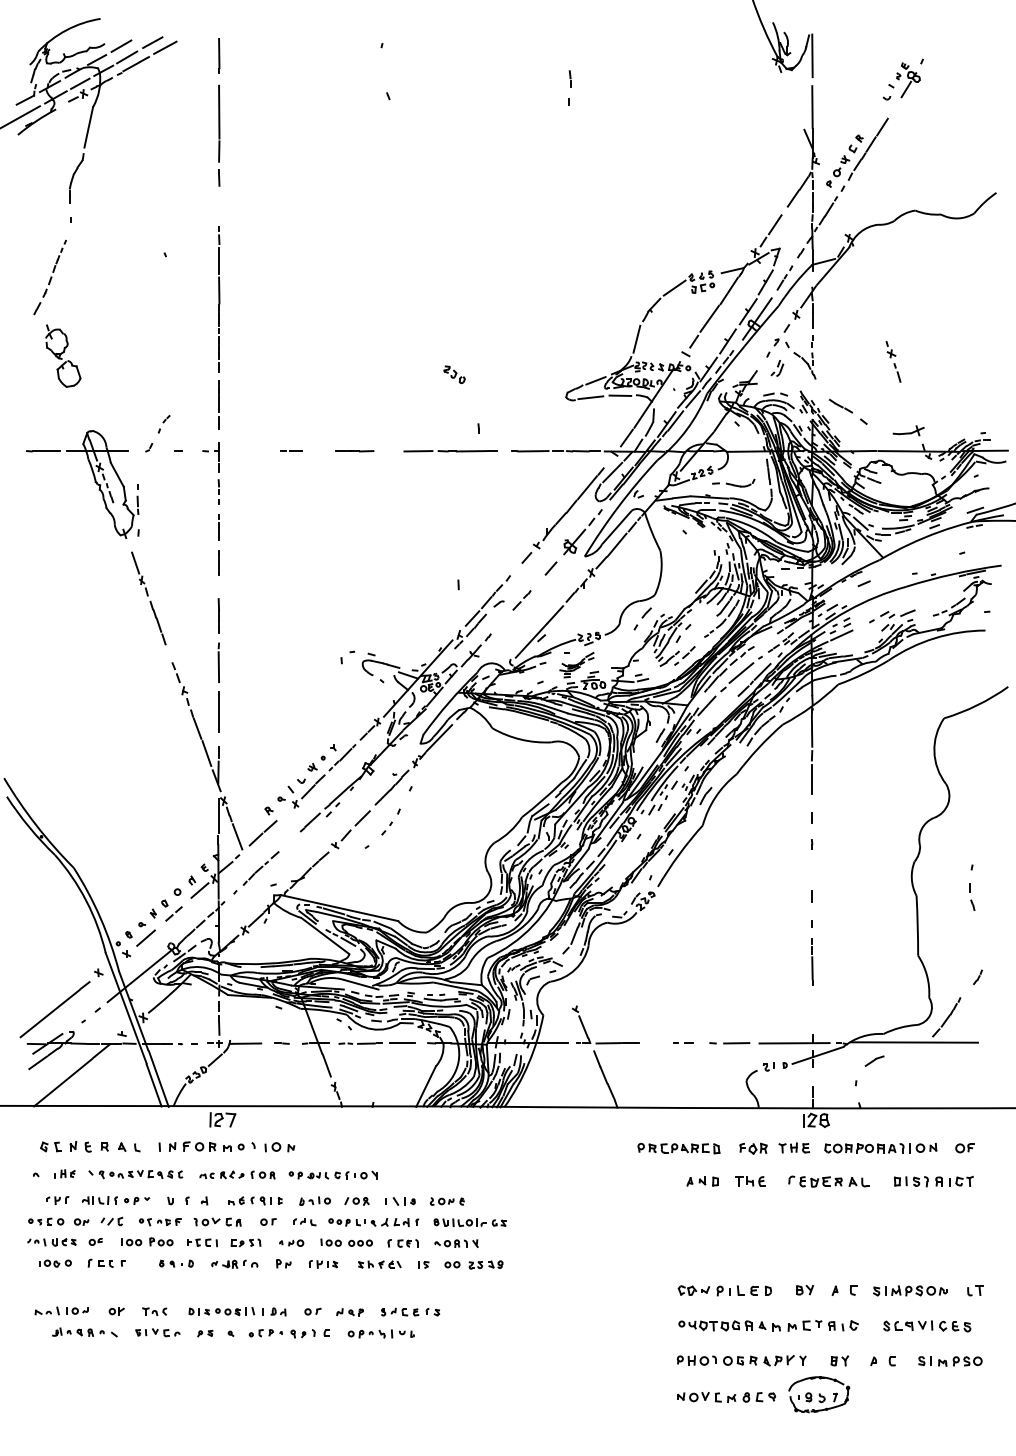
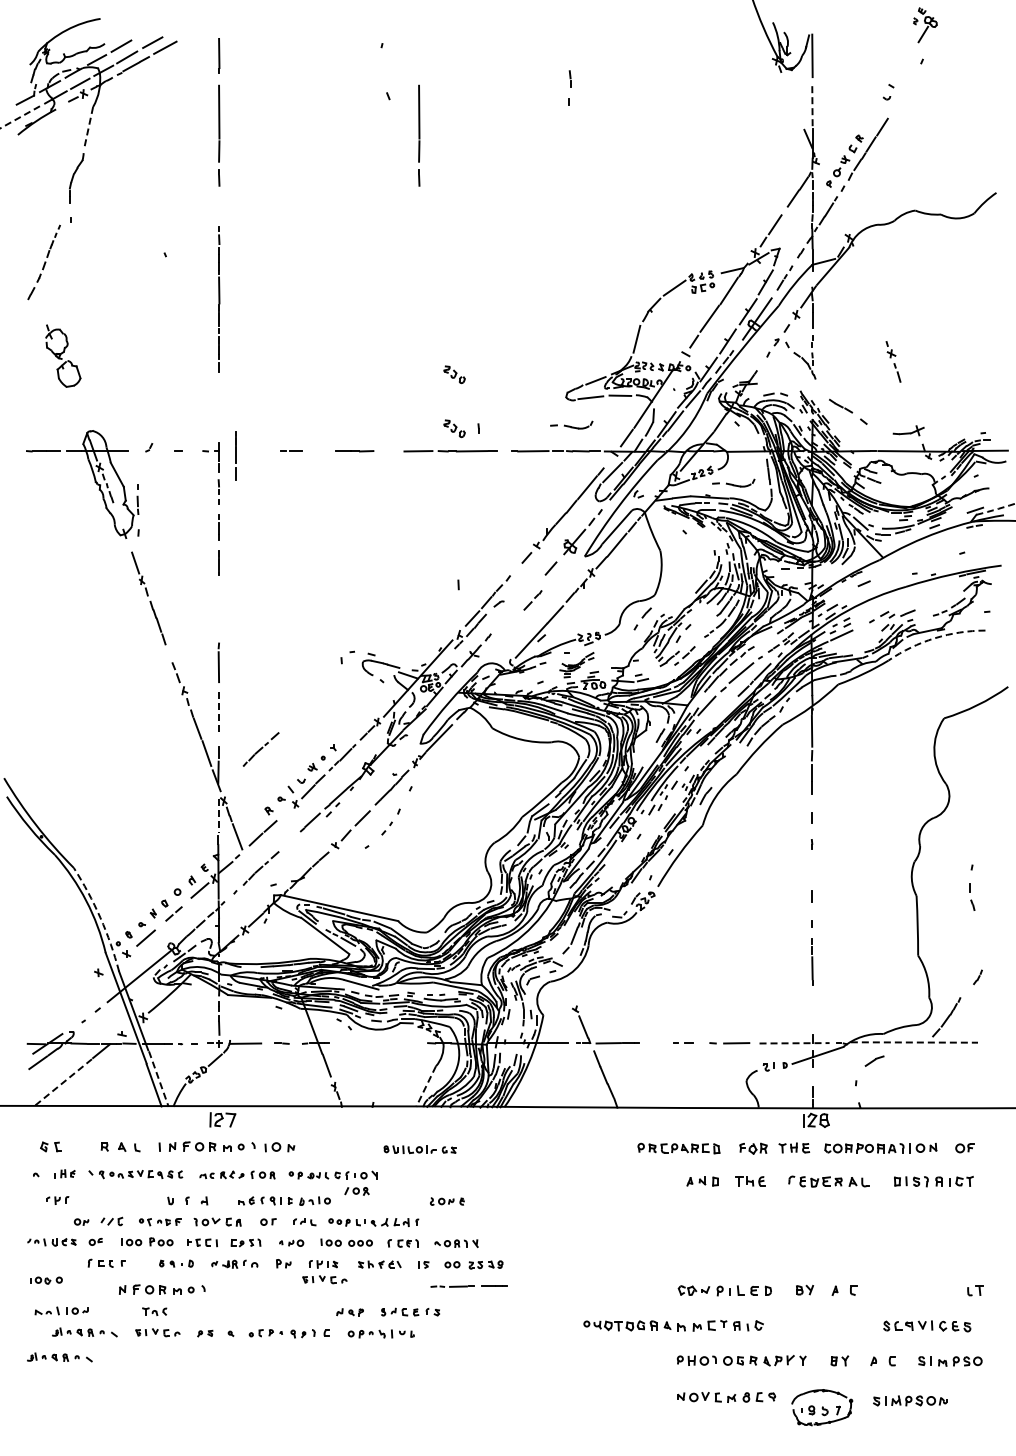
part position: (908, 80) -> (925, 25) (925, 25)
line: solid -> dashed (812, 107)
line: solid -> dashed (20, 117)
line: solid -> dashed (88, 127)
line: none -> present (419, 135)
part position: (49, 277) -> (43, 262) (43, 262)
part: present -> none (777, 367)
line position: (218, 404) -> (235, 455) (235, 455)
part: present -> none (163, 424)
part: none -> present (571, 424)
part: none -> present (454, 428)
arc: solid -> dashed (996, 509)
part position: (521, 600) -> (532, 600) (532, 600)
line: present -> none (218, 615)
arc: solid -> dashed (934, 638)
line: solid -> dashed (218, 712)
line: none -> present (260, 749)
line: solid -> dashed (218, 815)
arc: solid -> dashed (100, 917)
line: present -> none (54, 1009)
line: solid -> dashed (914, 1042)
line position: (376, 1043) -> (468, 1286) (468, 1286)
line: solid -> dashed (795, 1043)
line: solid -> dashed (159, 1079)
line: solid -> dashed (62, 1083)
line: solid -> dashed (426, 1086)
part: present -> none (80, 1146)
part: present -> none (116, 1200)
part position: (255, 1200) -> (265, 1200) (265, 1200)
part position: (356, 1201) -> (356, 1191) (356, 1191)
part: present -> none (400, 1201)
part: present -> none (46, 1221)
part position: (469, 1222) -> (419, 1149) (419, 1149)
part position: (55, 1263) -> (46, 1280) (46, 1280)
part: none -> present (324, 1279)
part: none -> present (162, 1289)
part position: (910, 1290) -> (910, 1400) (910, 1400)
part: present -> none (116, 1311)
part: present -> none (237, 1311)
part: present -> none (312, 1311)
part position: (768, 1325) -> (673, 1325) (673, 1325)
part: none -> present (59, 1357)
part position: (819, 1394) -> (822, 1407) (822, 1407)
